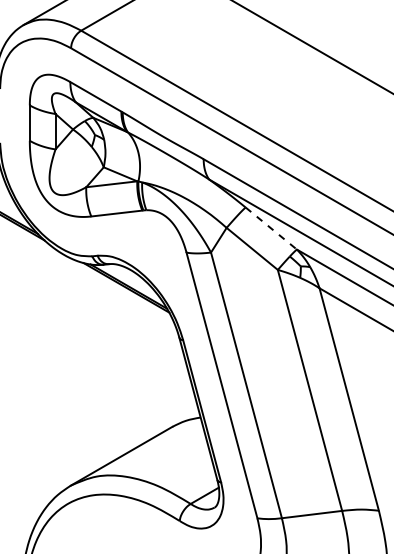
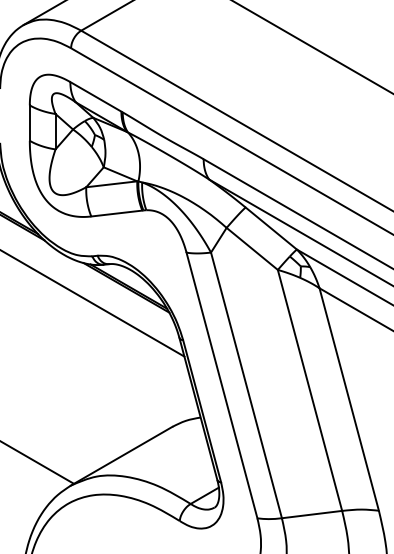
line: dashed -> solid (271, 228)
line: none -> present (93, 303)
line: none -> present (38, 462)
